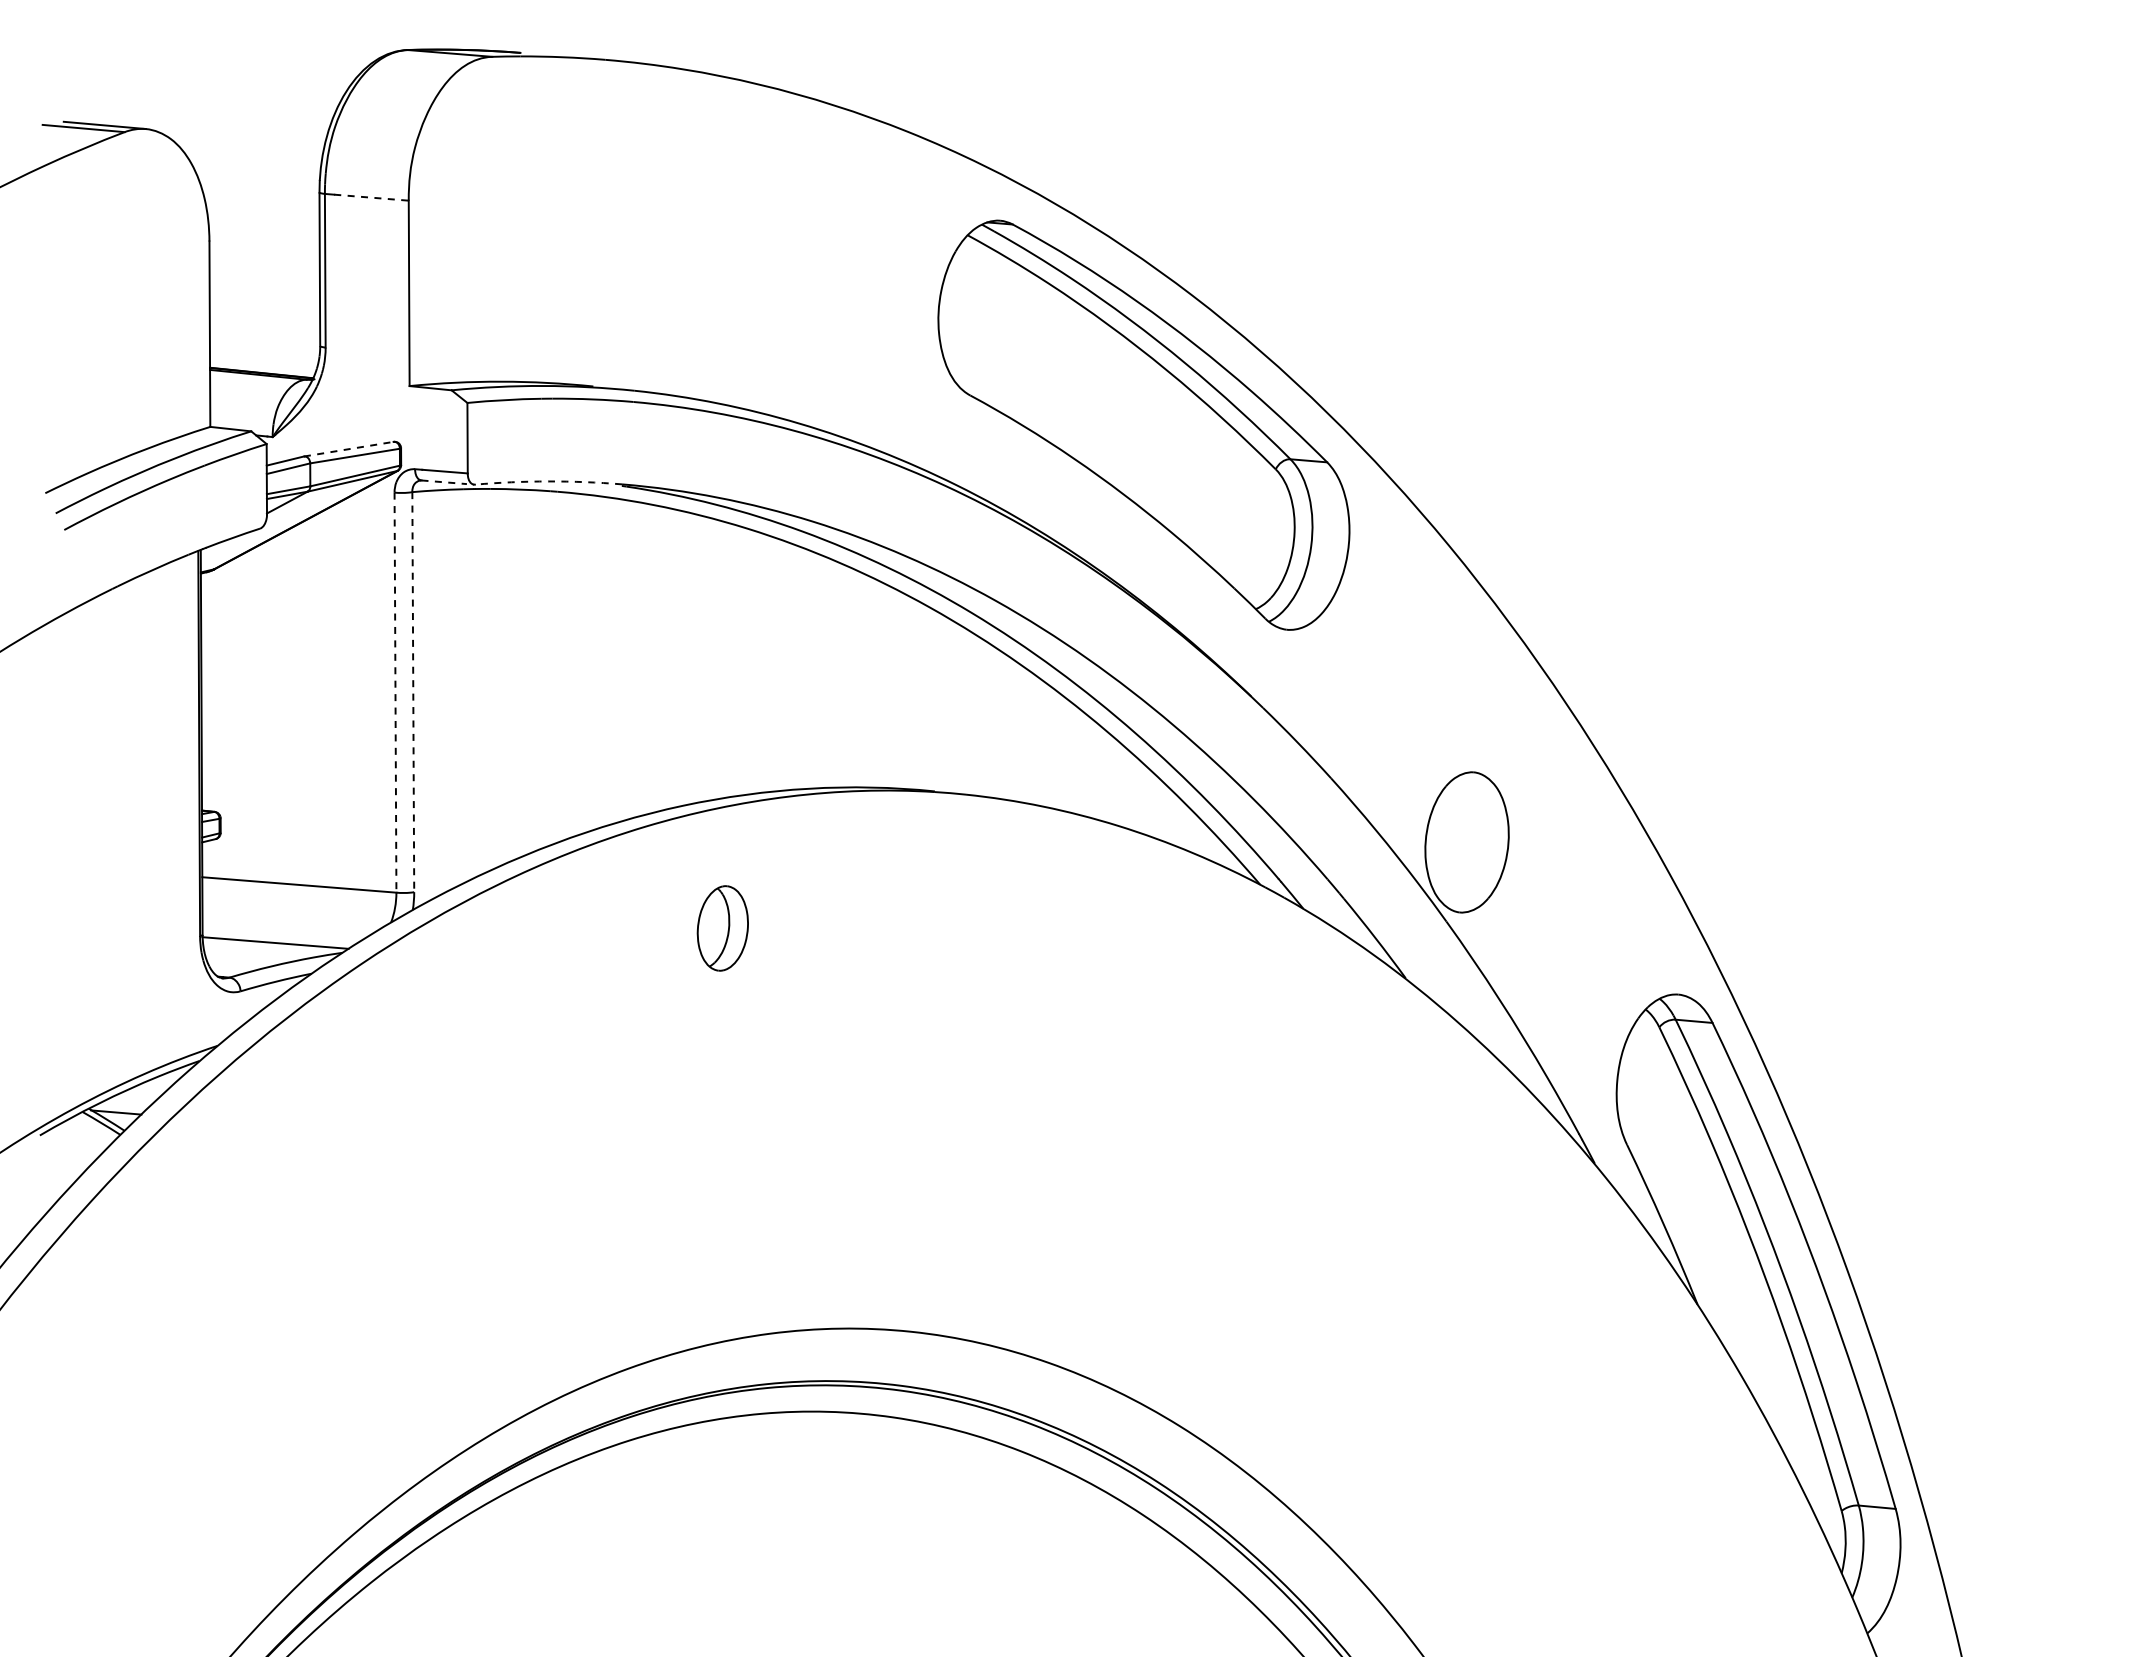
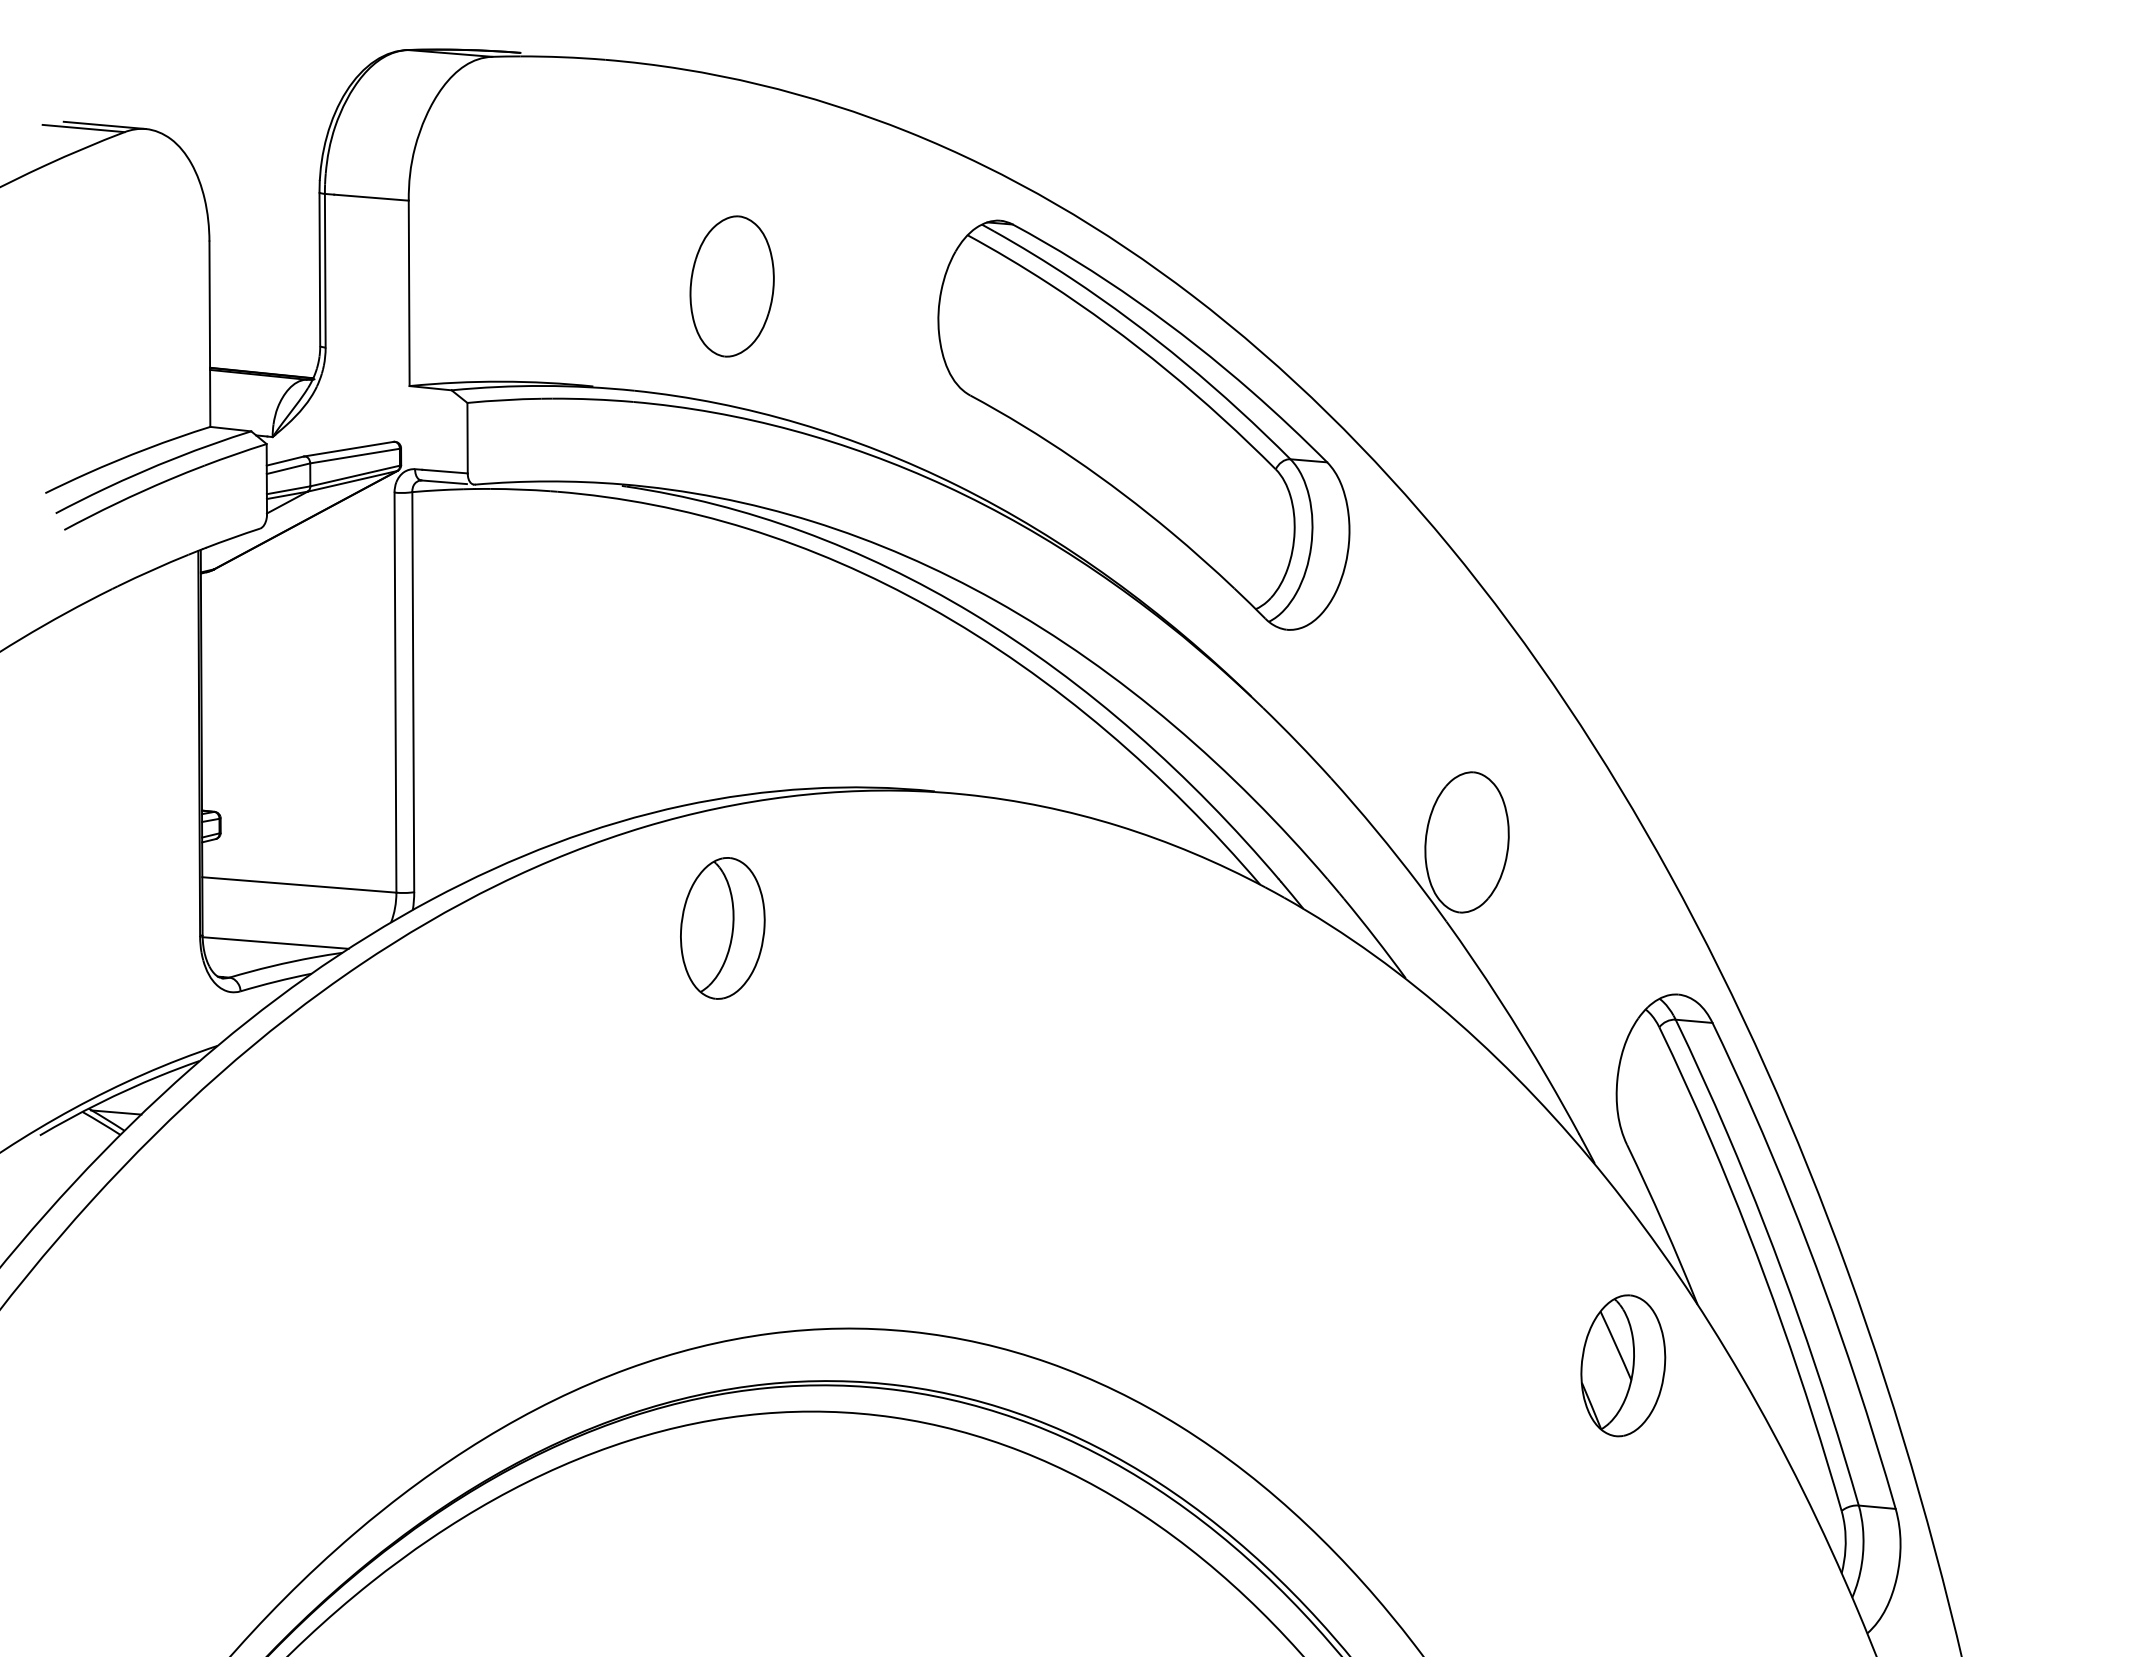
line: dashed -> solid (372, 197)
part: none -> present (731, 286)
line: dashed -> solid (349, 449)
arc: dashed -> solid (548, 481)
line: dashed -> solid (444, 482)
line: dashed -> solid (413, 692)
line: dashed -> solid (395, 693)
part size: 53x87 px -> 86x143 px (722, 928)
part: none -> present (1623, 1365)
